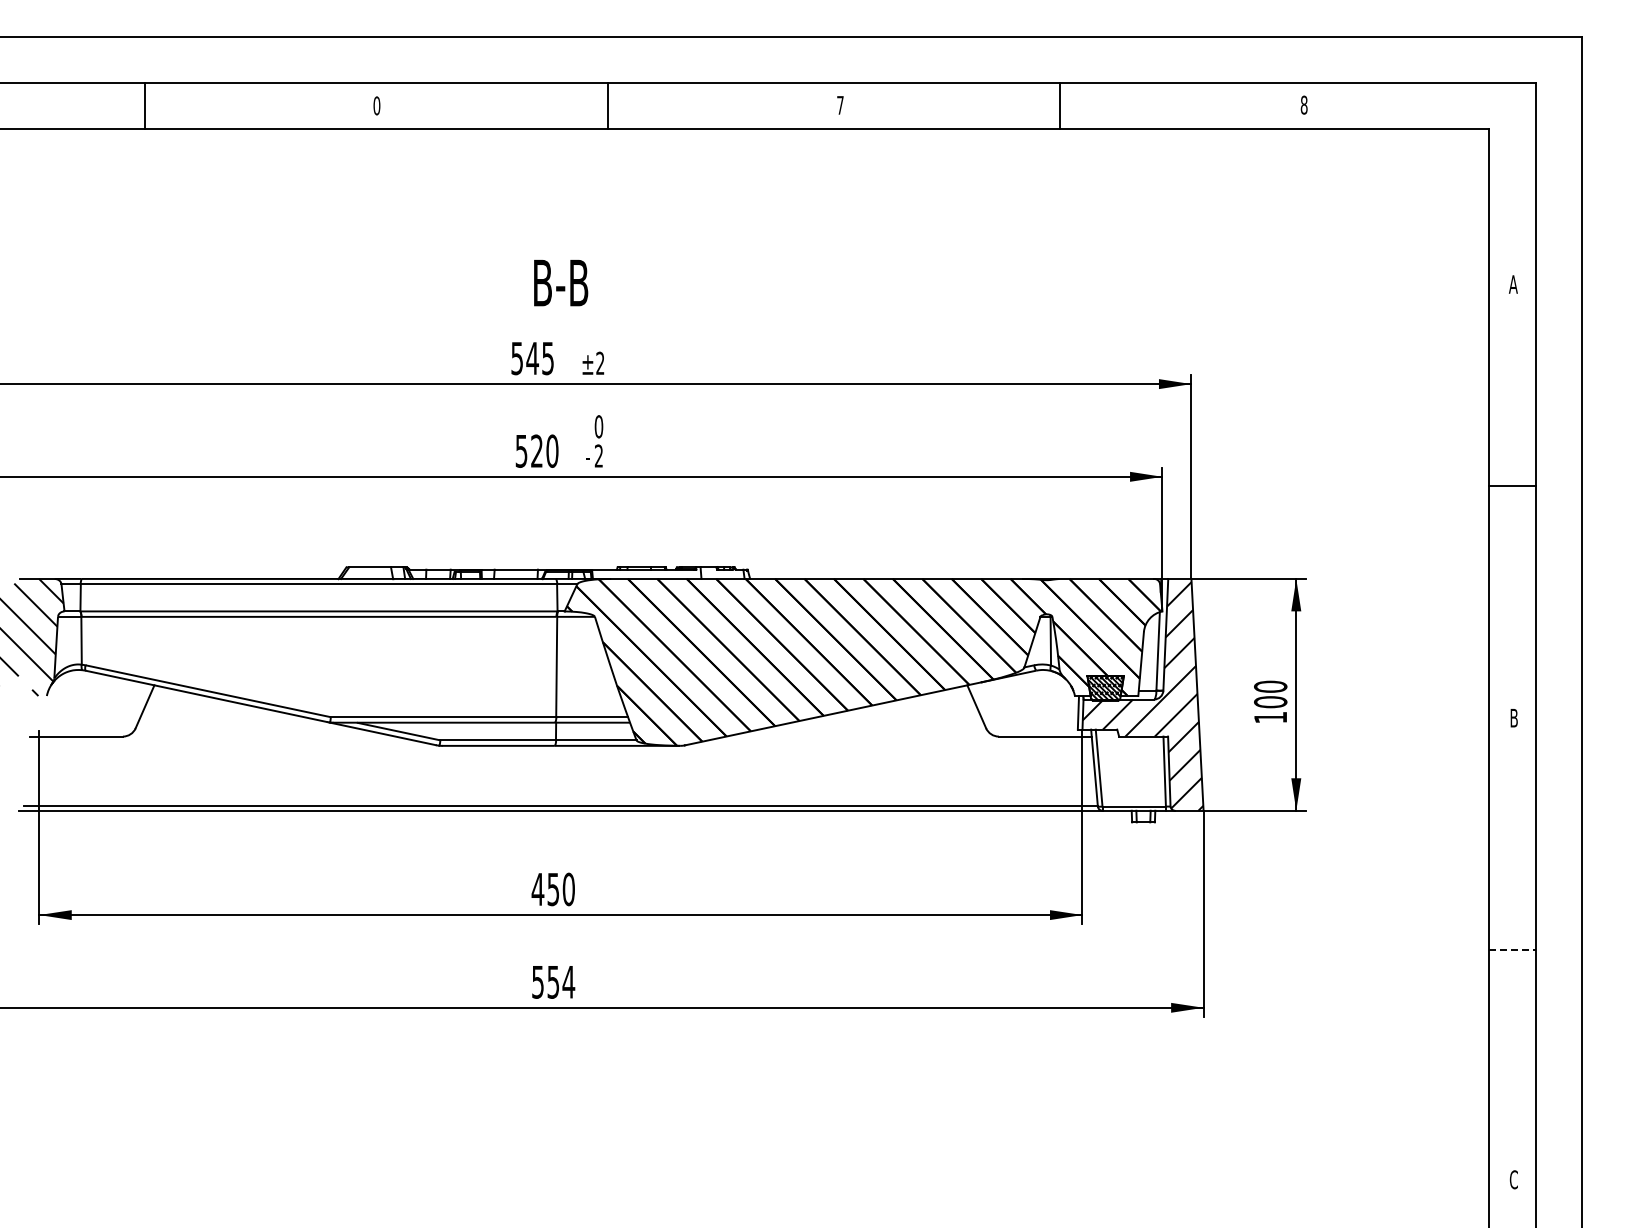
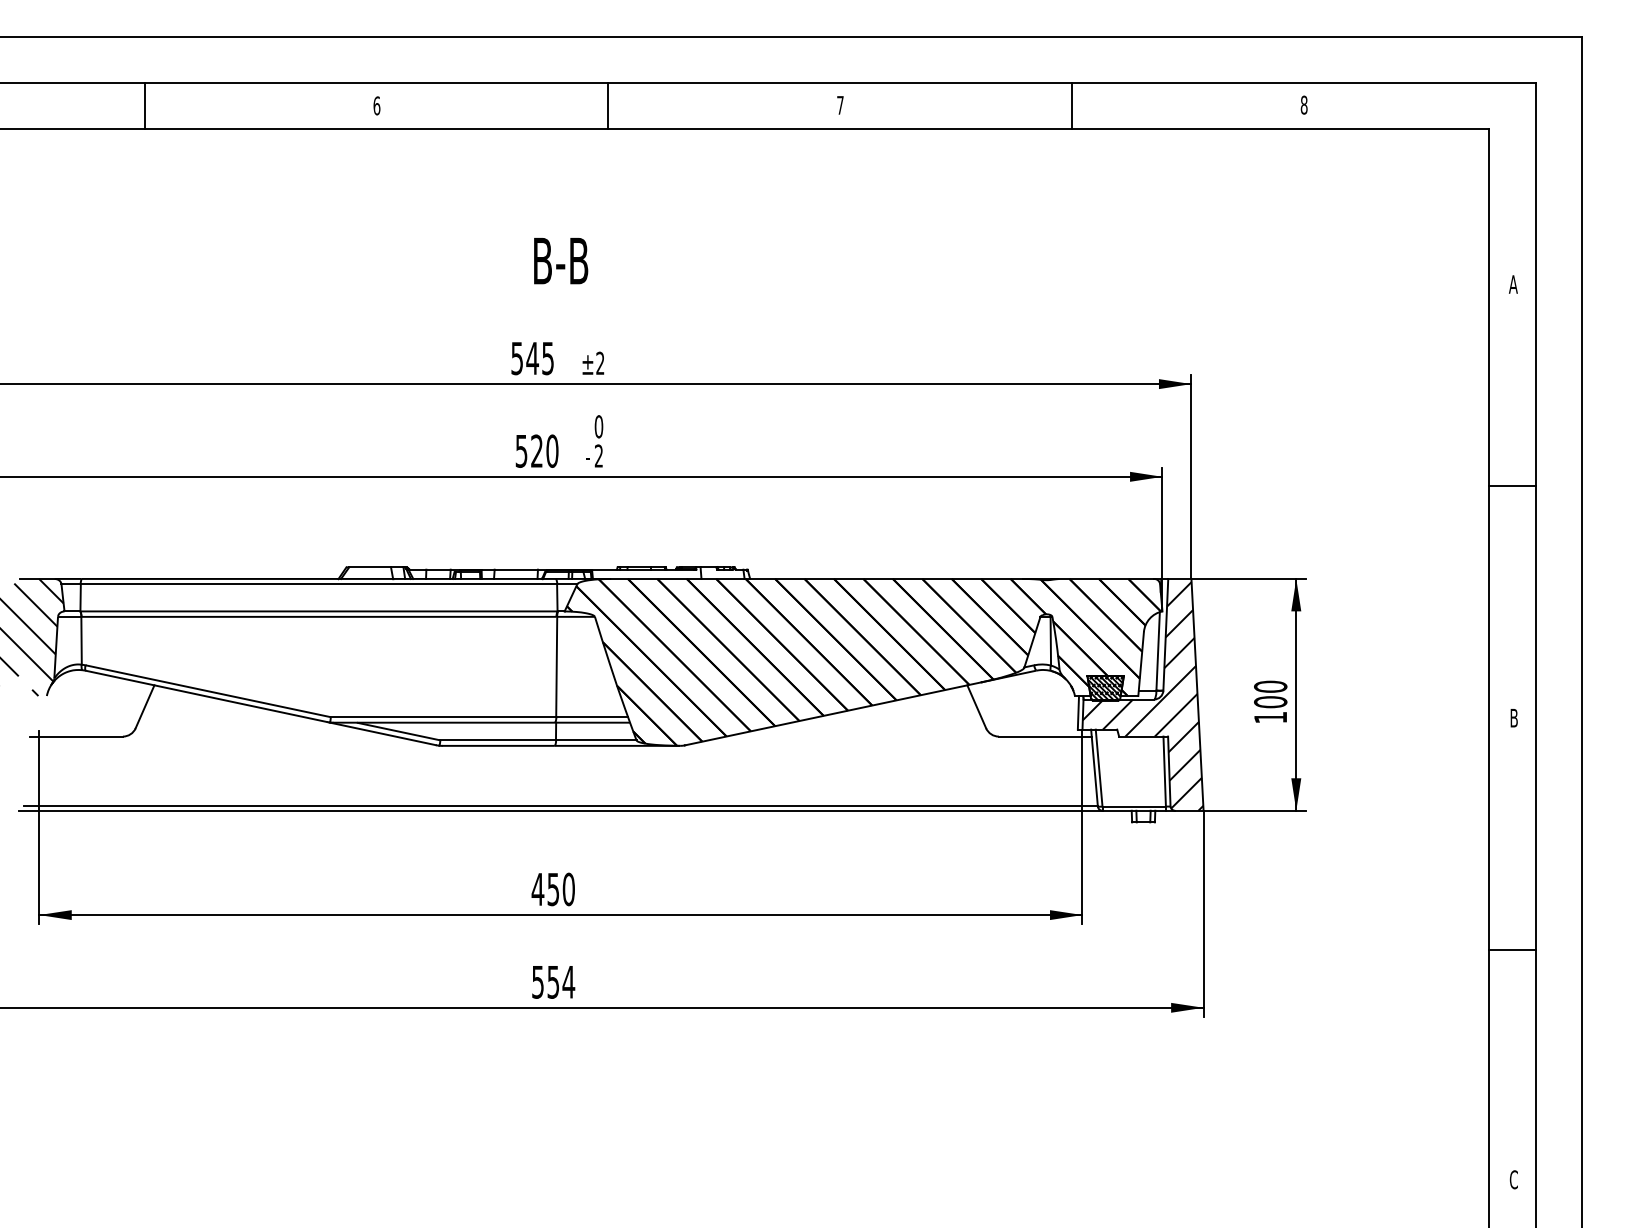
text: 0 -> 6 (376, 105)
line position: (1060, 106) -> (1072, 106) (1072, 106)
text position: (561, 283) -> (561, 261) (561, 261)
line: dashed -> solid (1513, 950)
